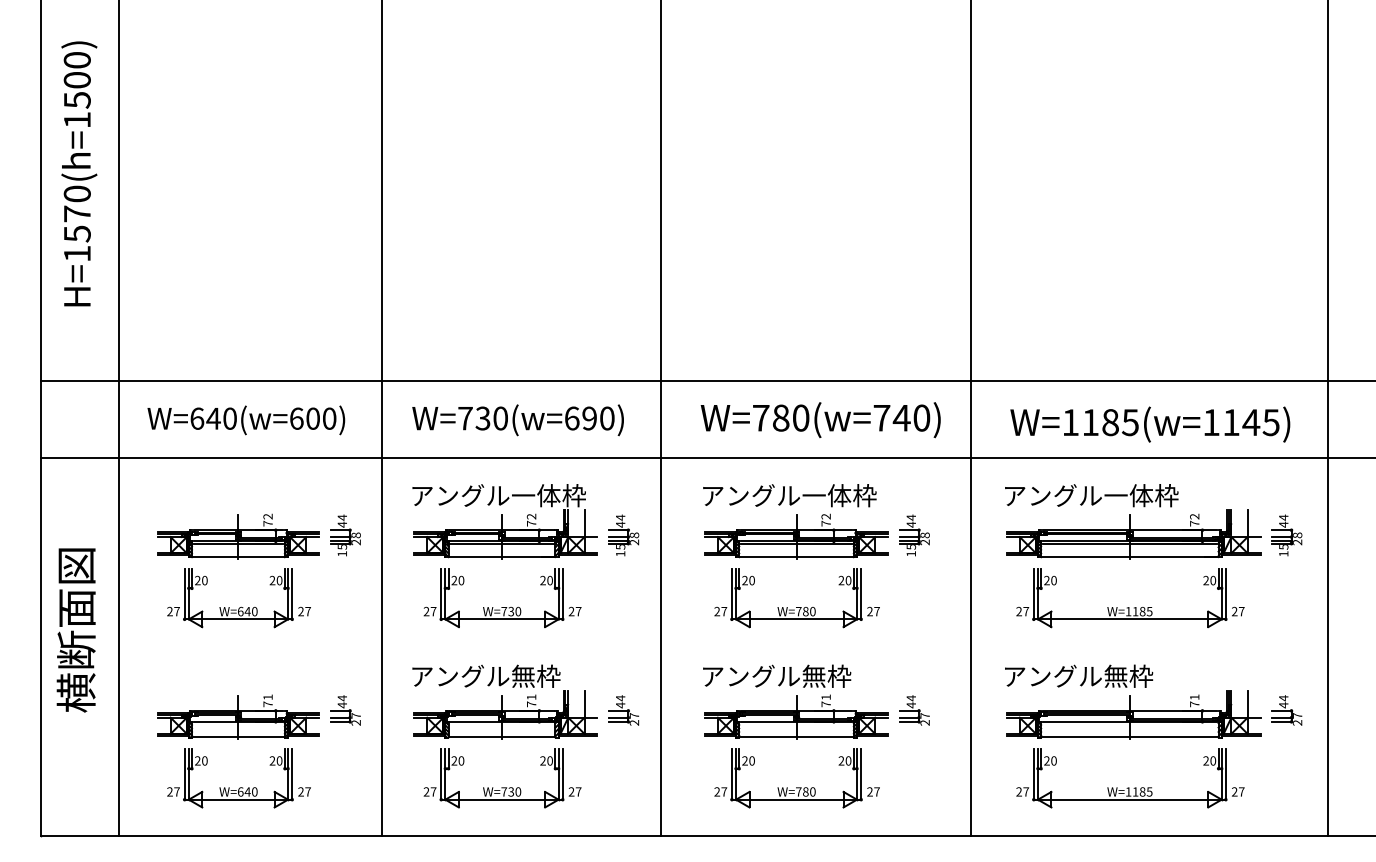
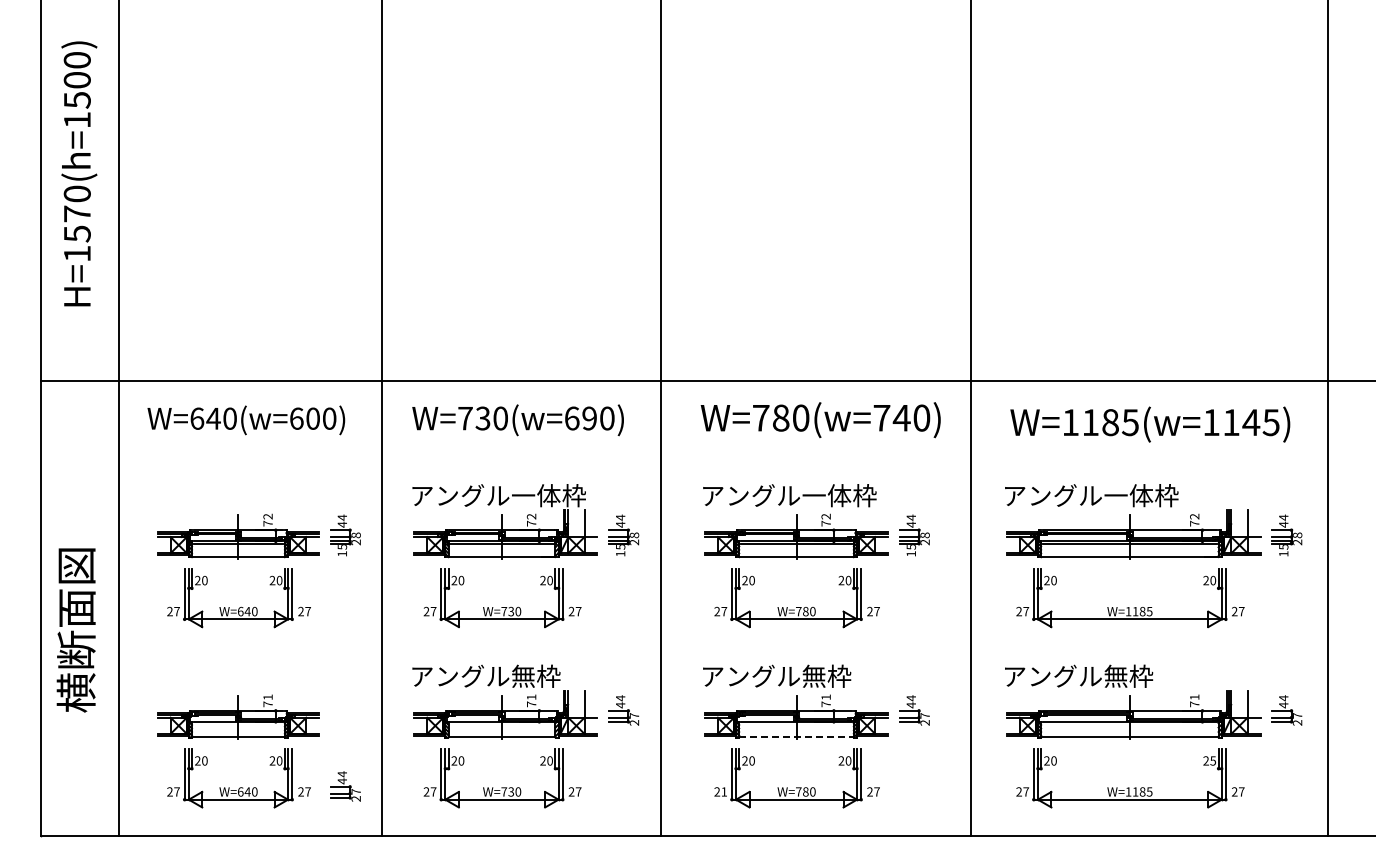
line: present -> none (706, 458)
part position: (345, 710) -> (345, 786) (345, 786)
line: solid -> dashed (797, 737)
text: 20 -> 25 (1213, 760)
text: 27 -> 21 (724, 791)
